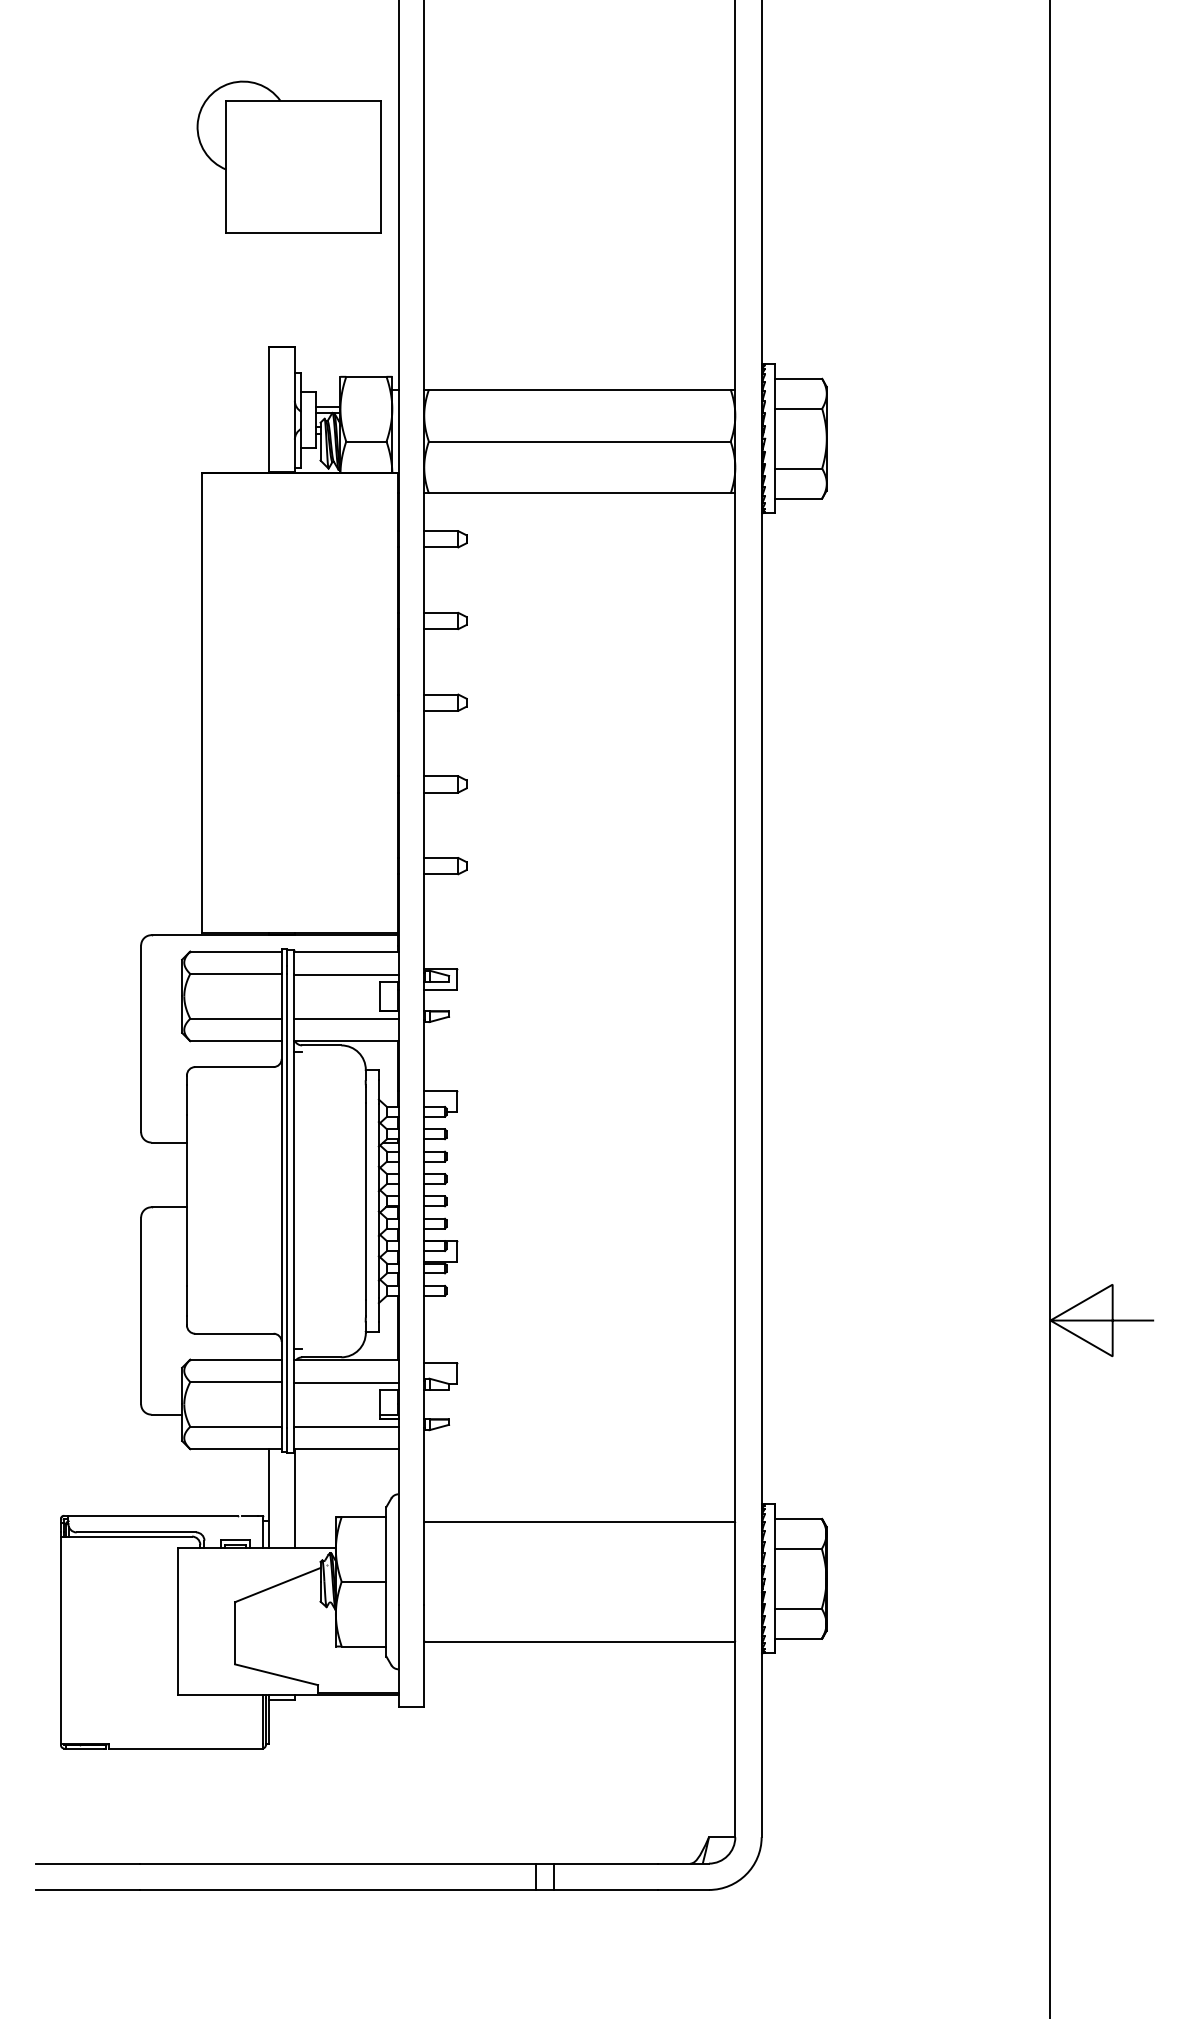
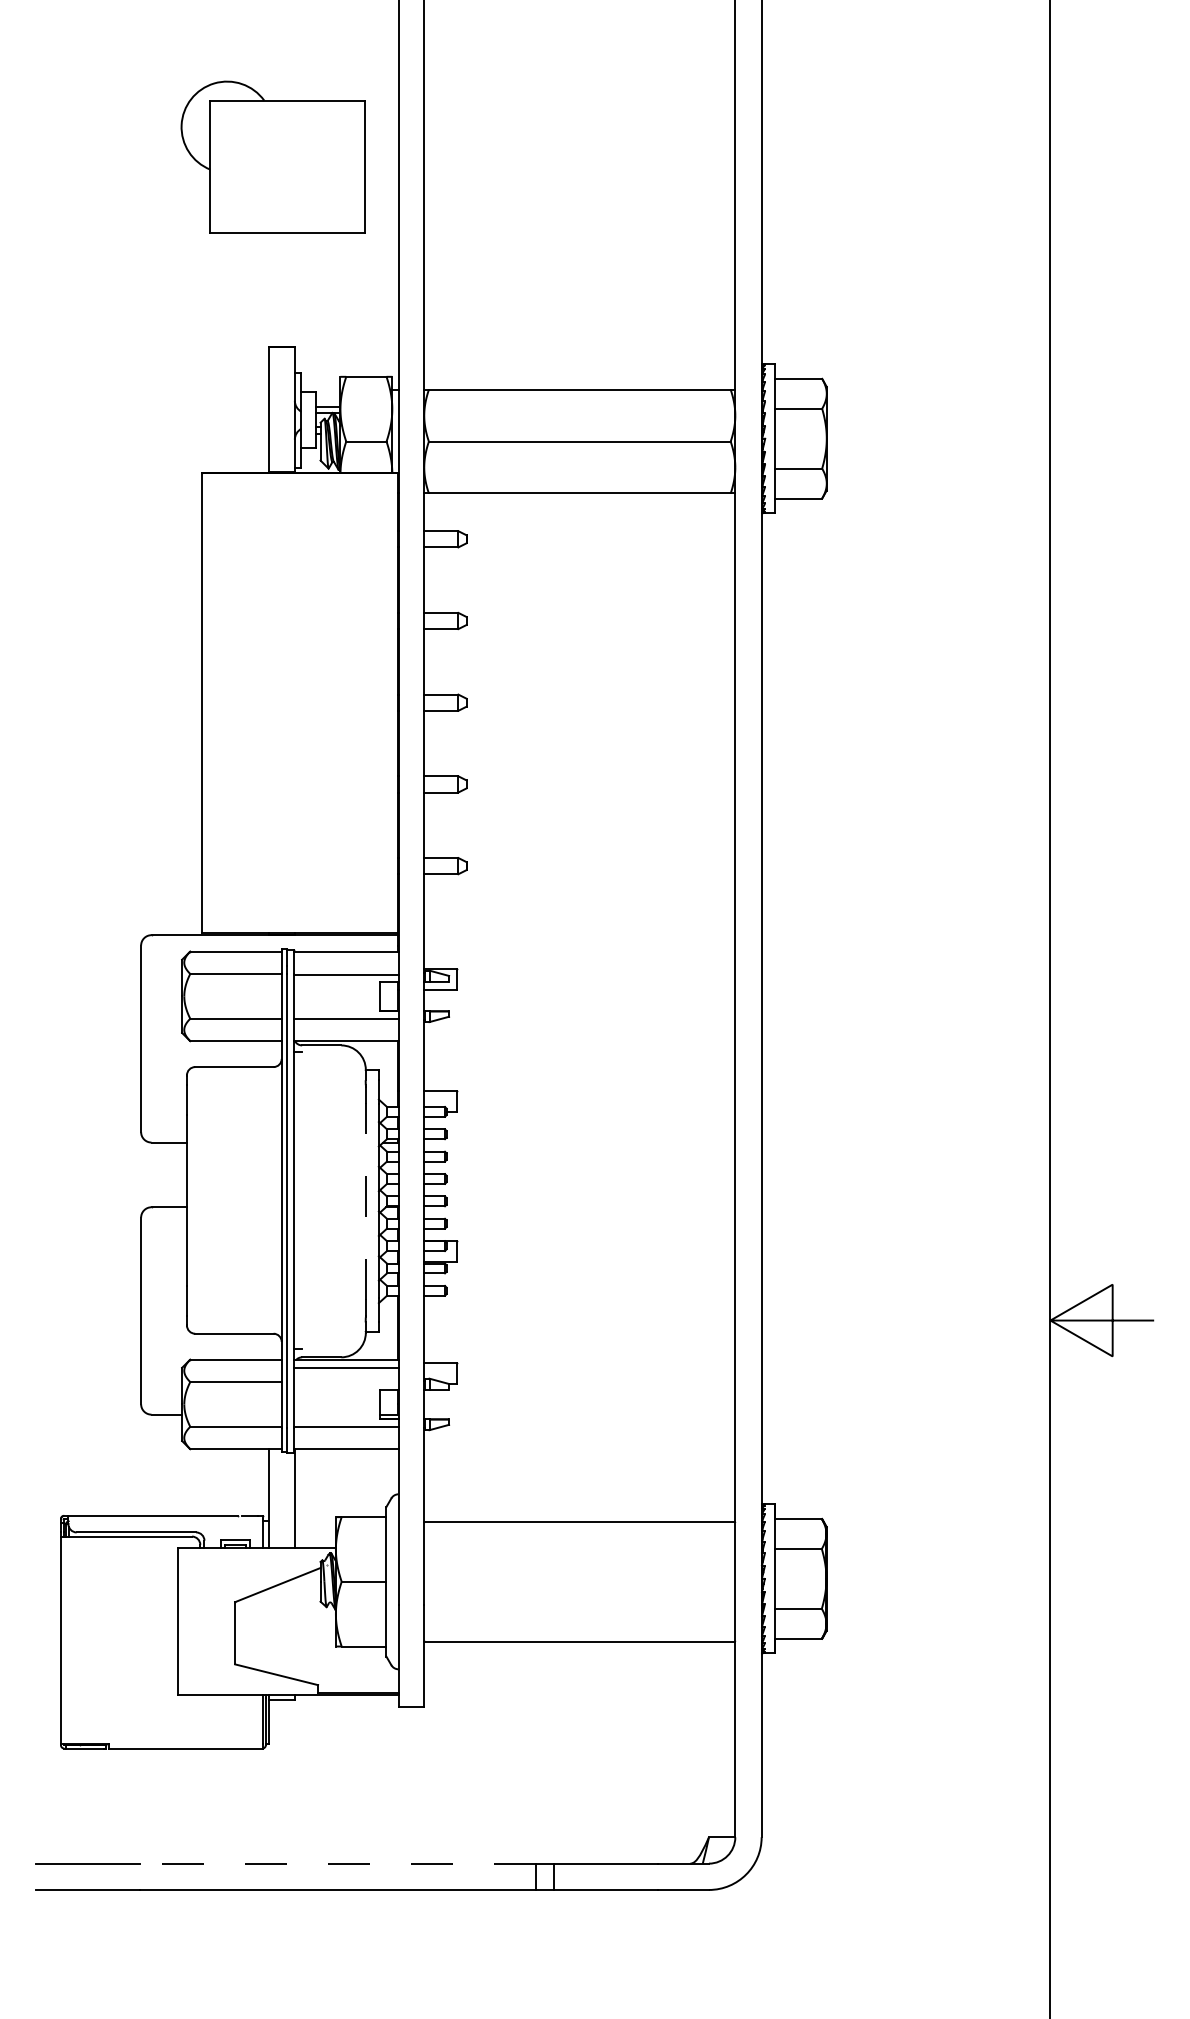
part position: (288, 156) -> (272, 156) (272, 156)
line: solid -> dashed (365, 1201)
line position: (345, 1383) -> (345, 1368) (345, 1368)
line: solid -> dashed (337, 1863)
